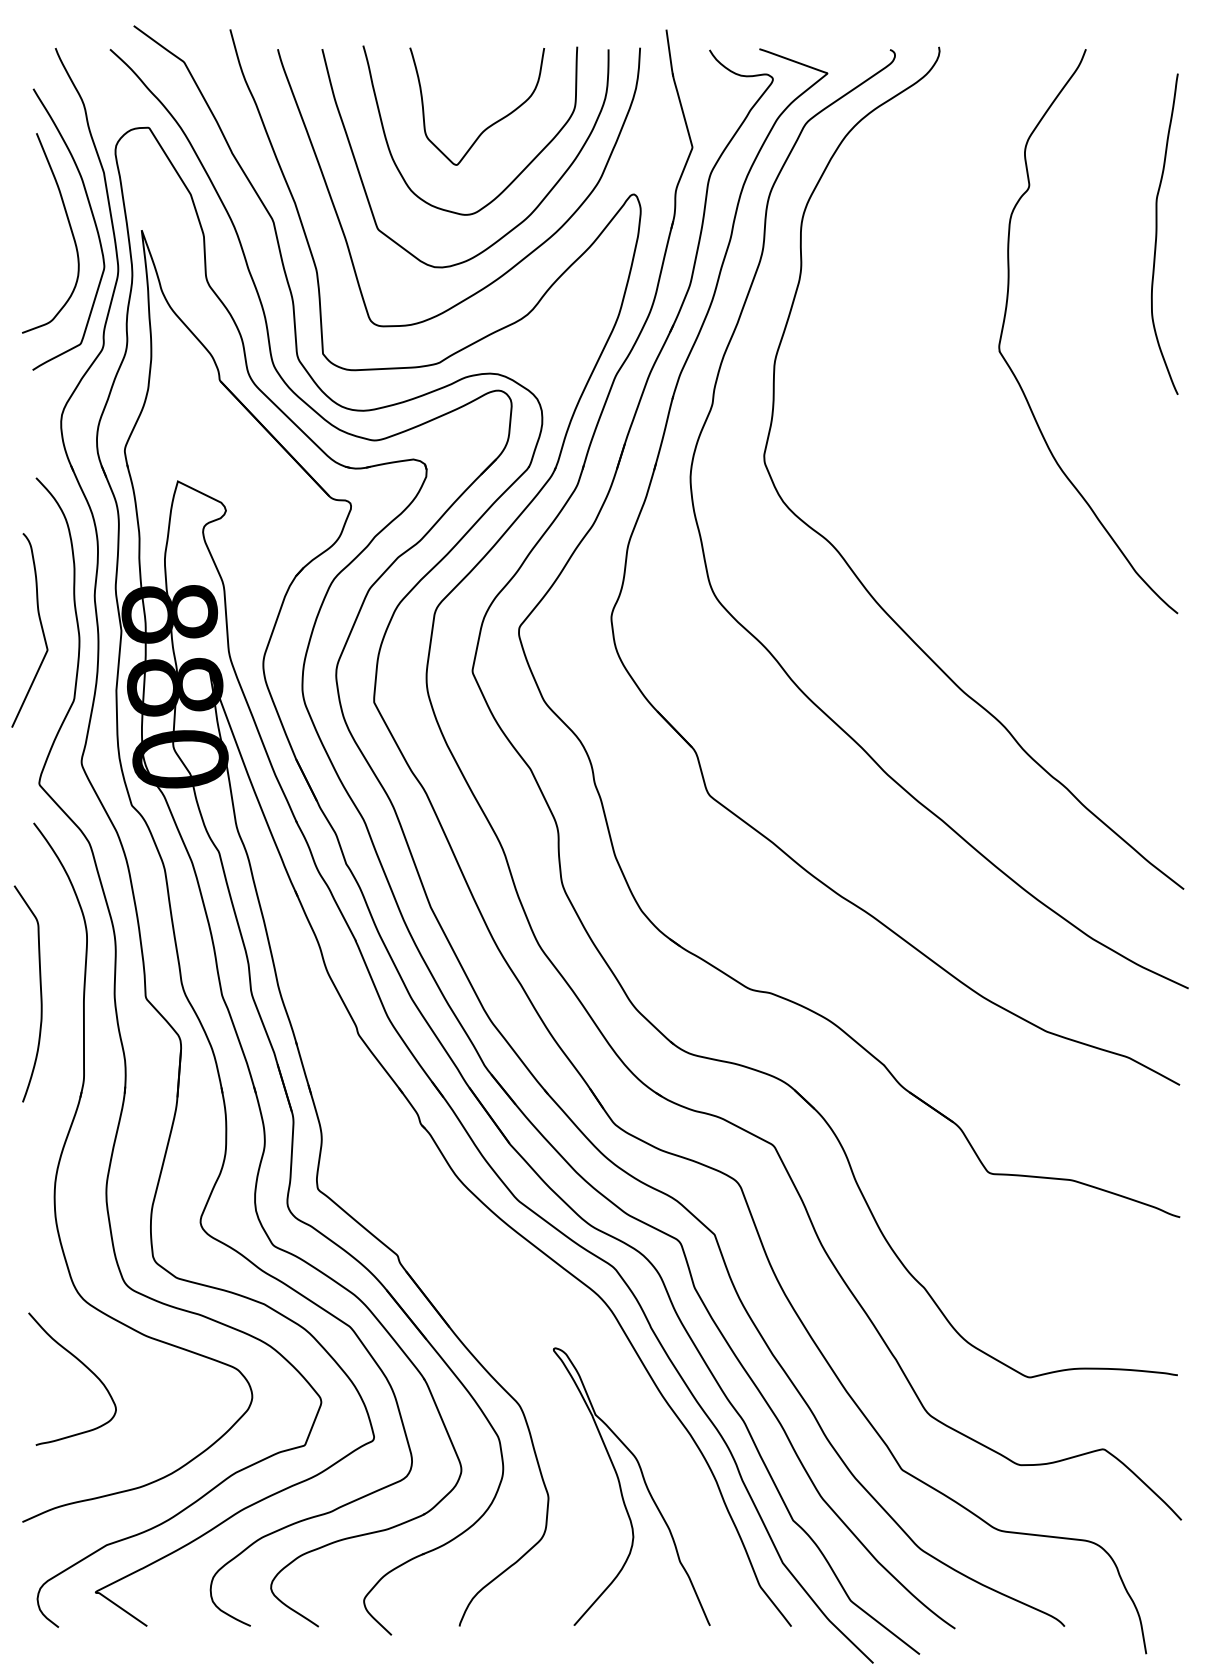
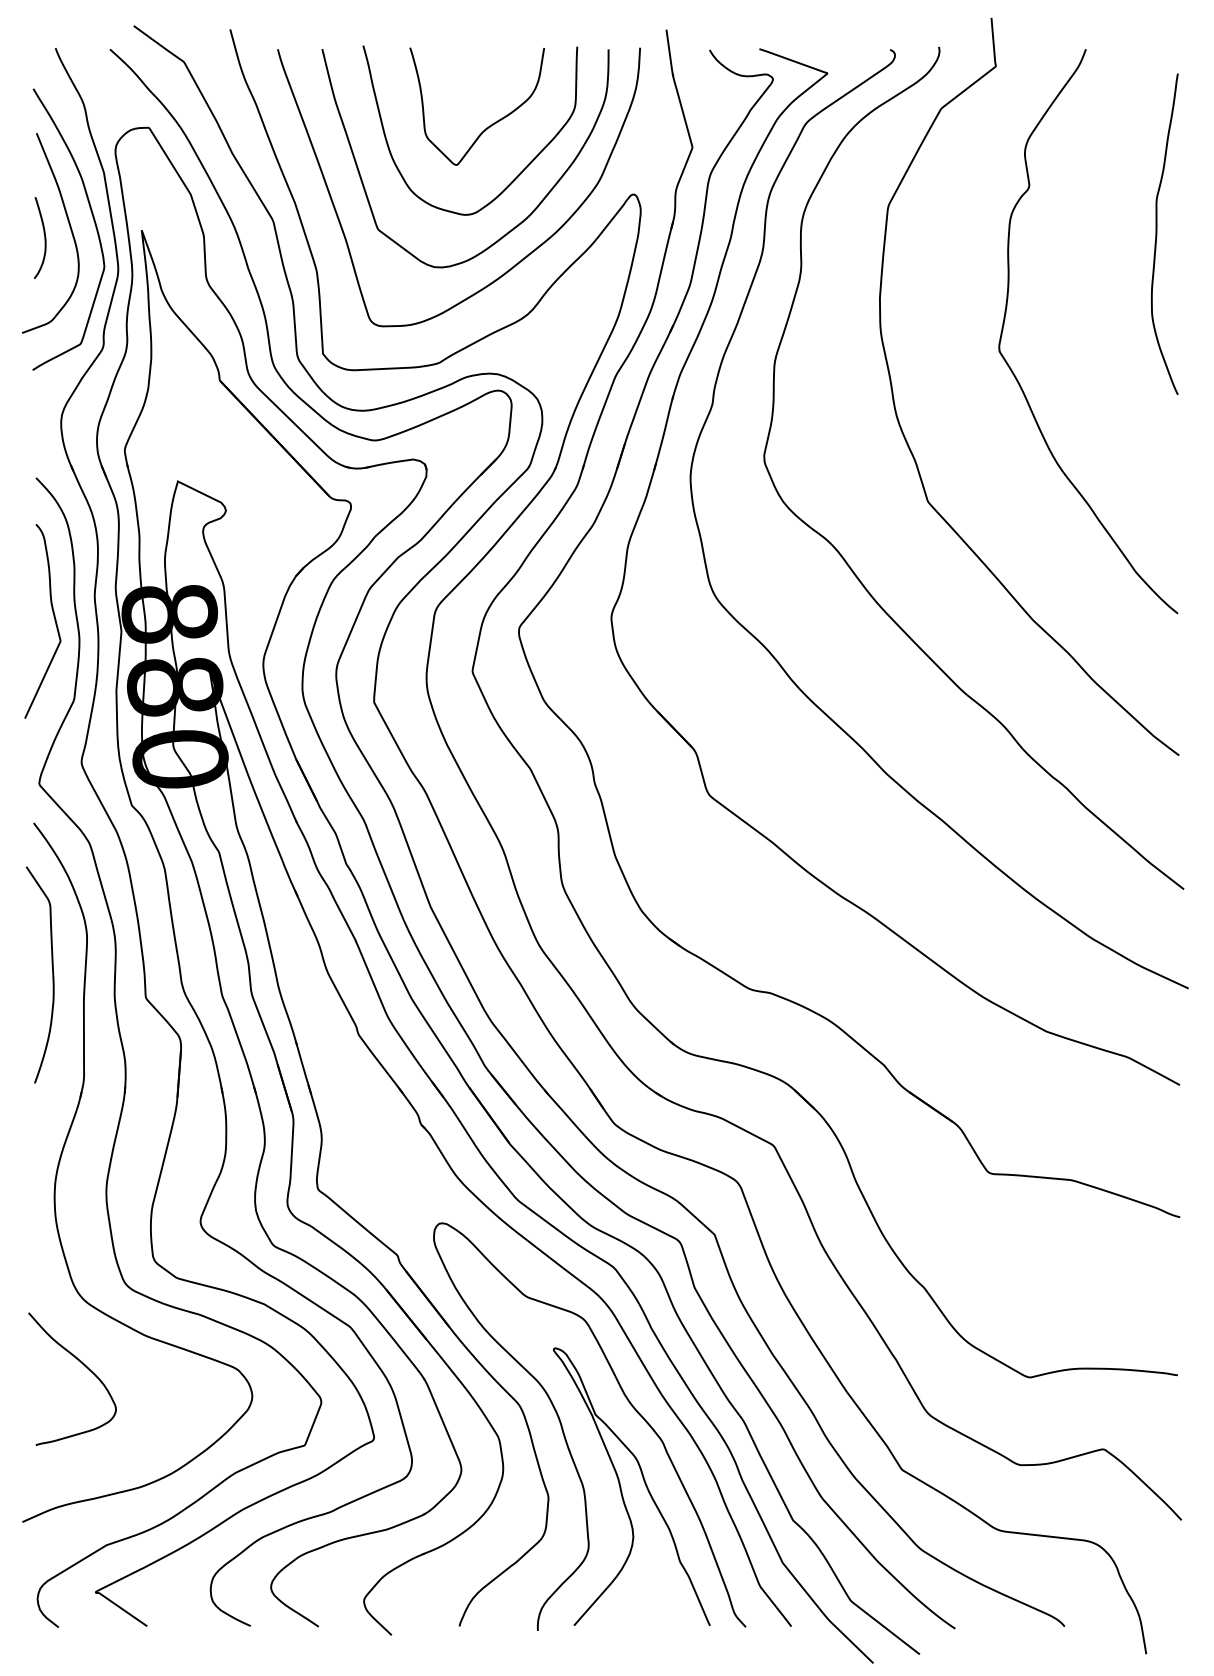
curve: none -> present (44, 237)
curve: none -> present (906, 438)
curve position: (40, 626) -> (53, 617) (53, 617)
curve position: (40, 993) -> (52, 974) (52, 974)
curve: none -> present (565, 1435)
